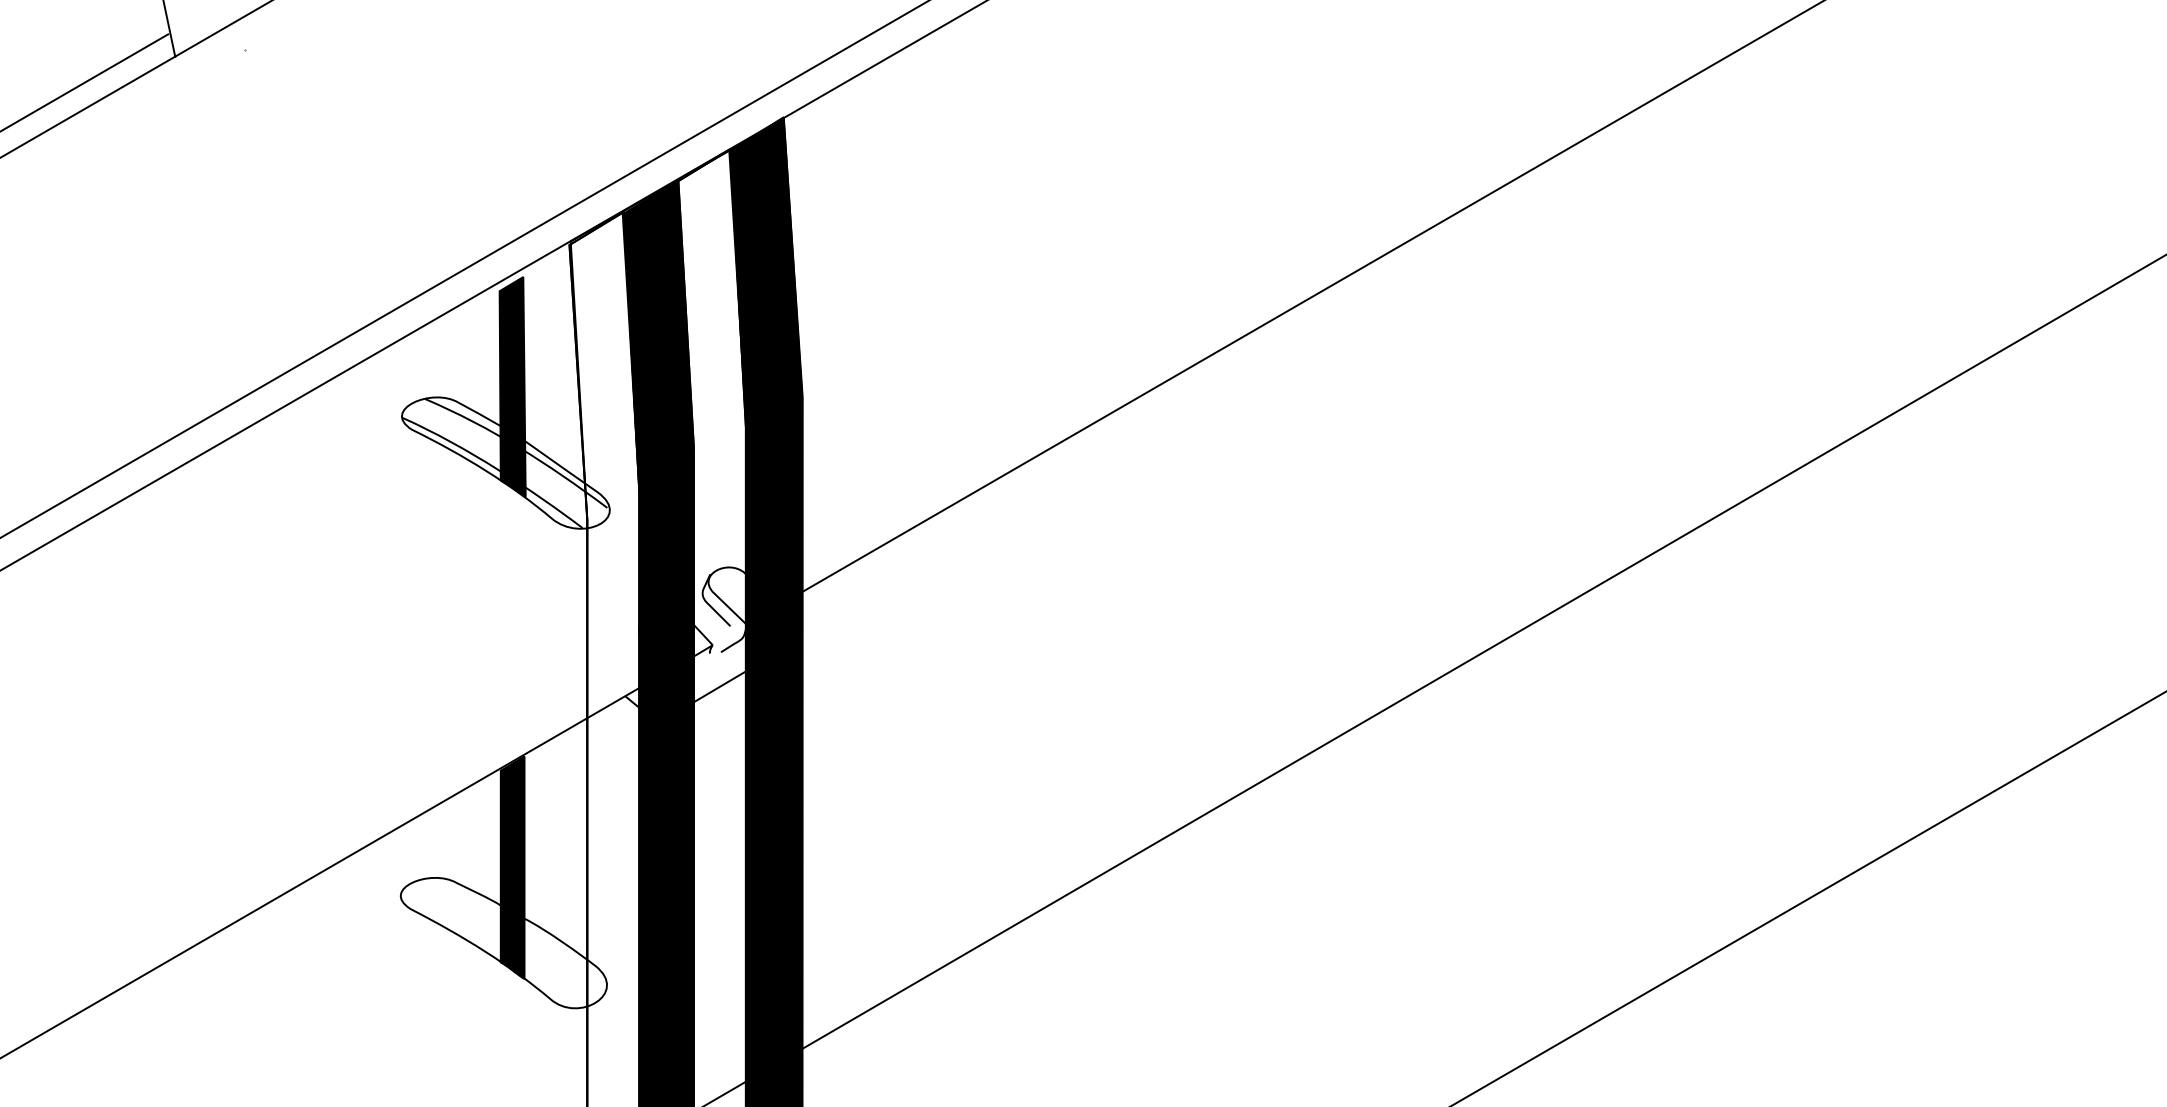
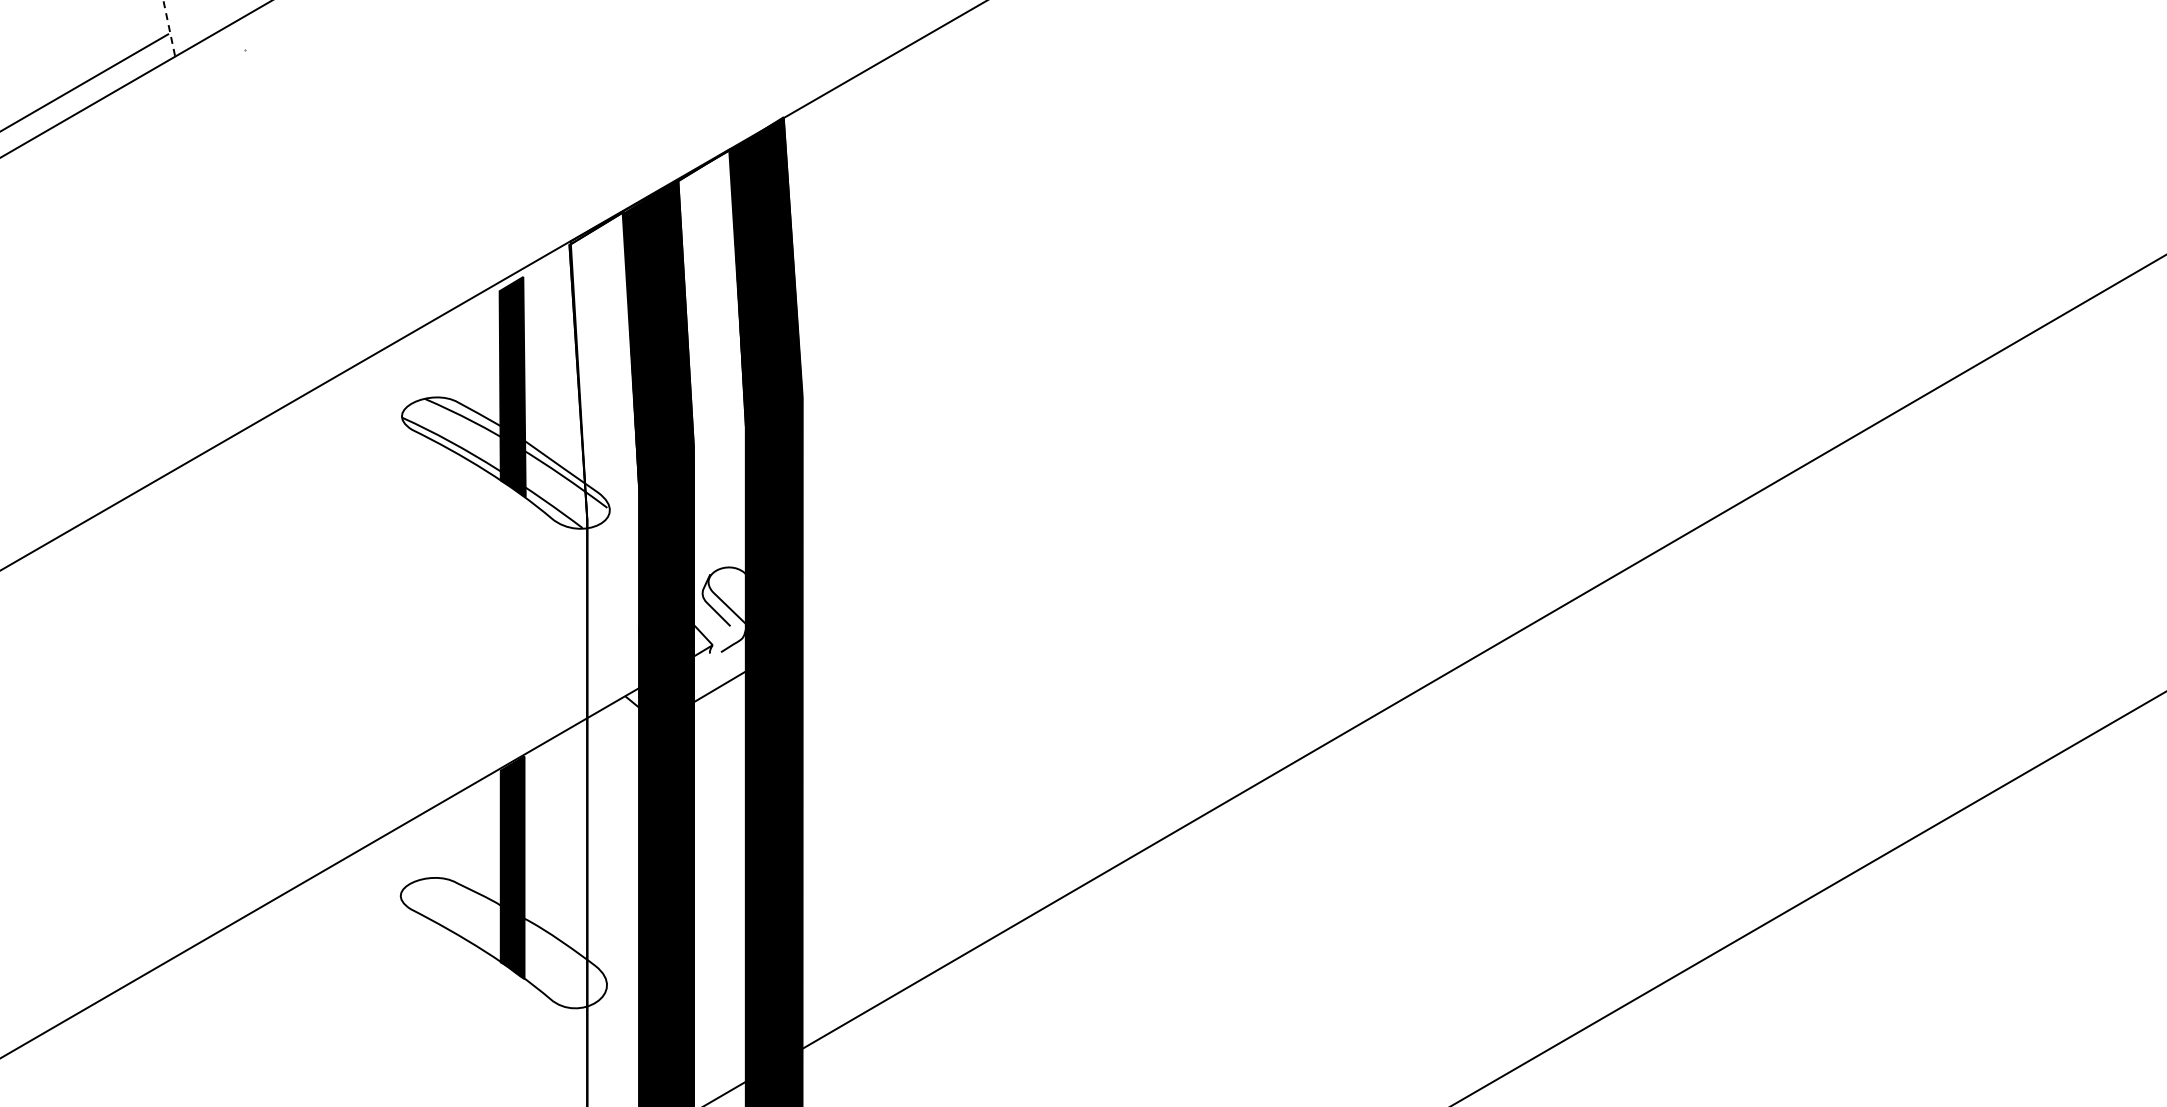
line: solid -> dashed (169, 28)
line: present -> none (464, 269)
line: present -> none (1299, 304)
